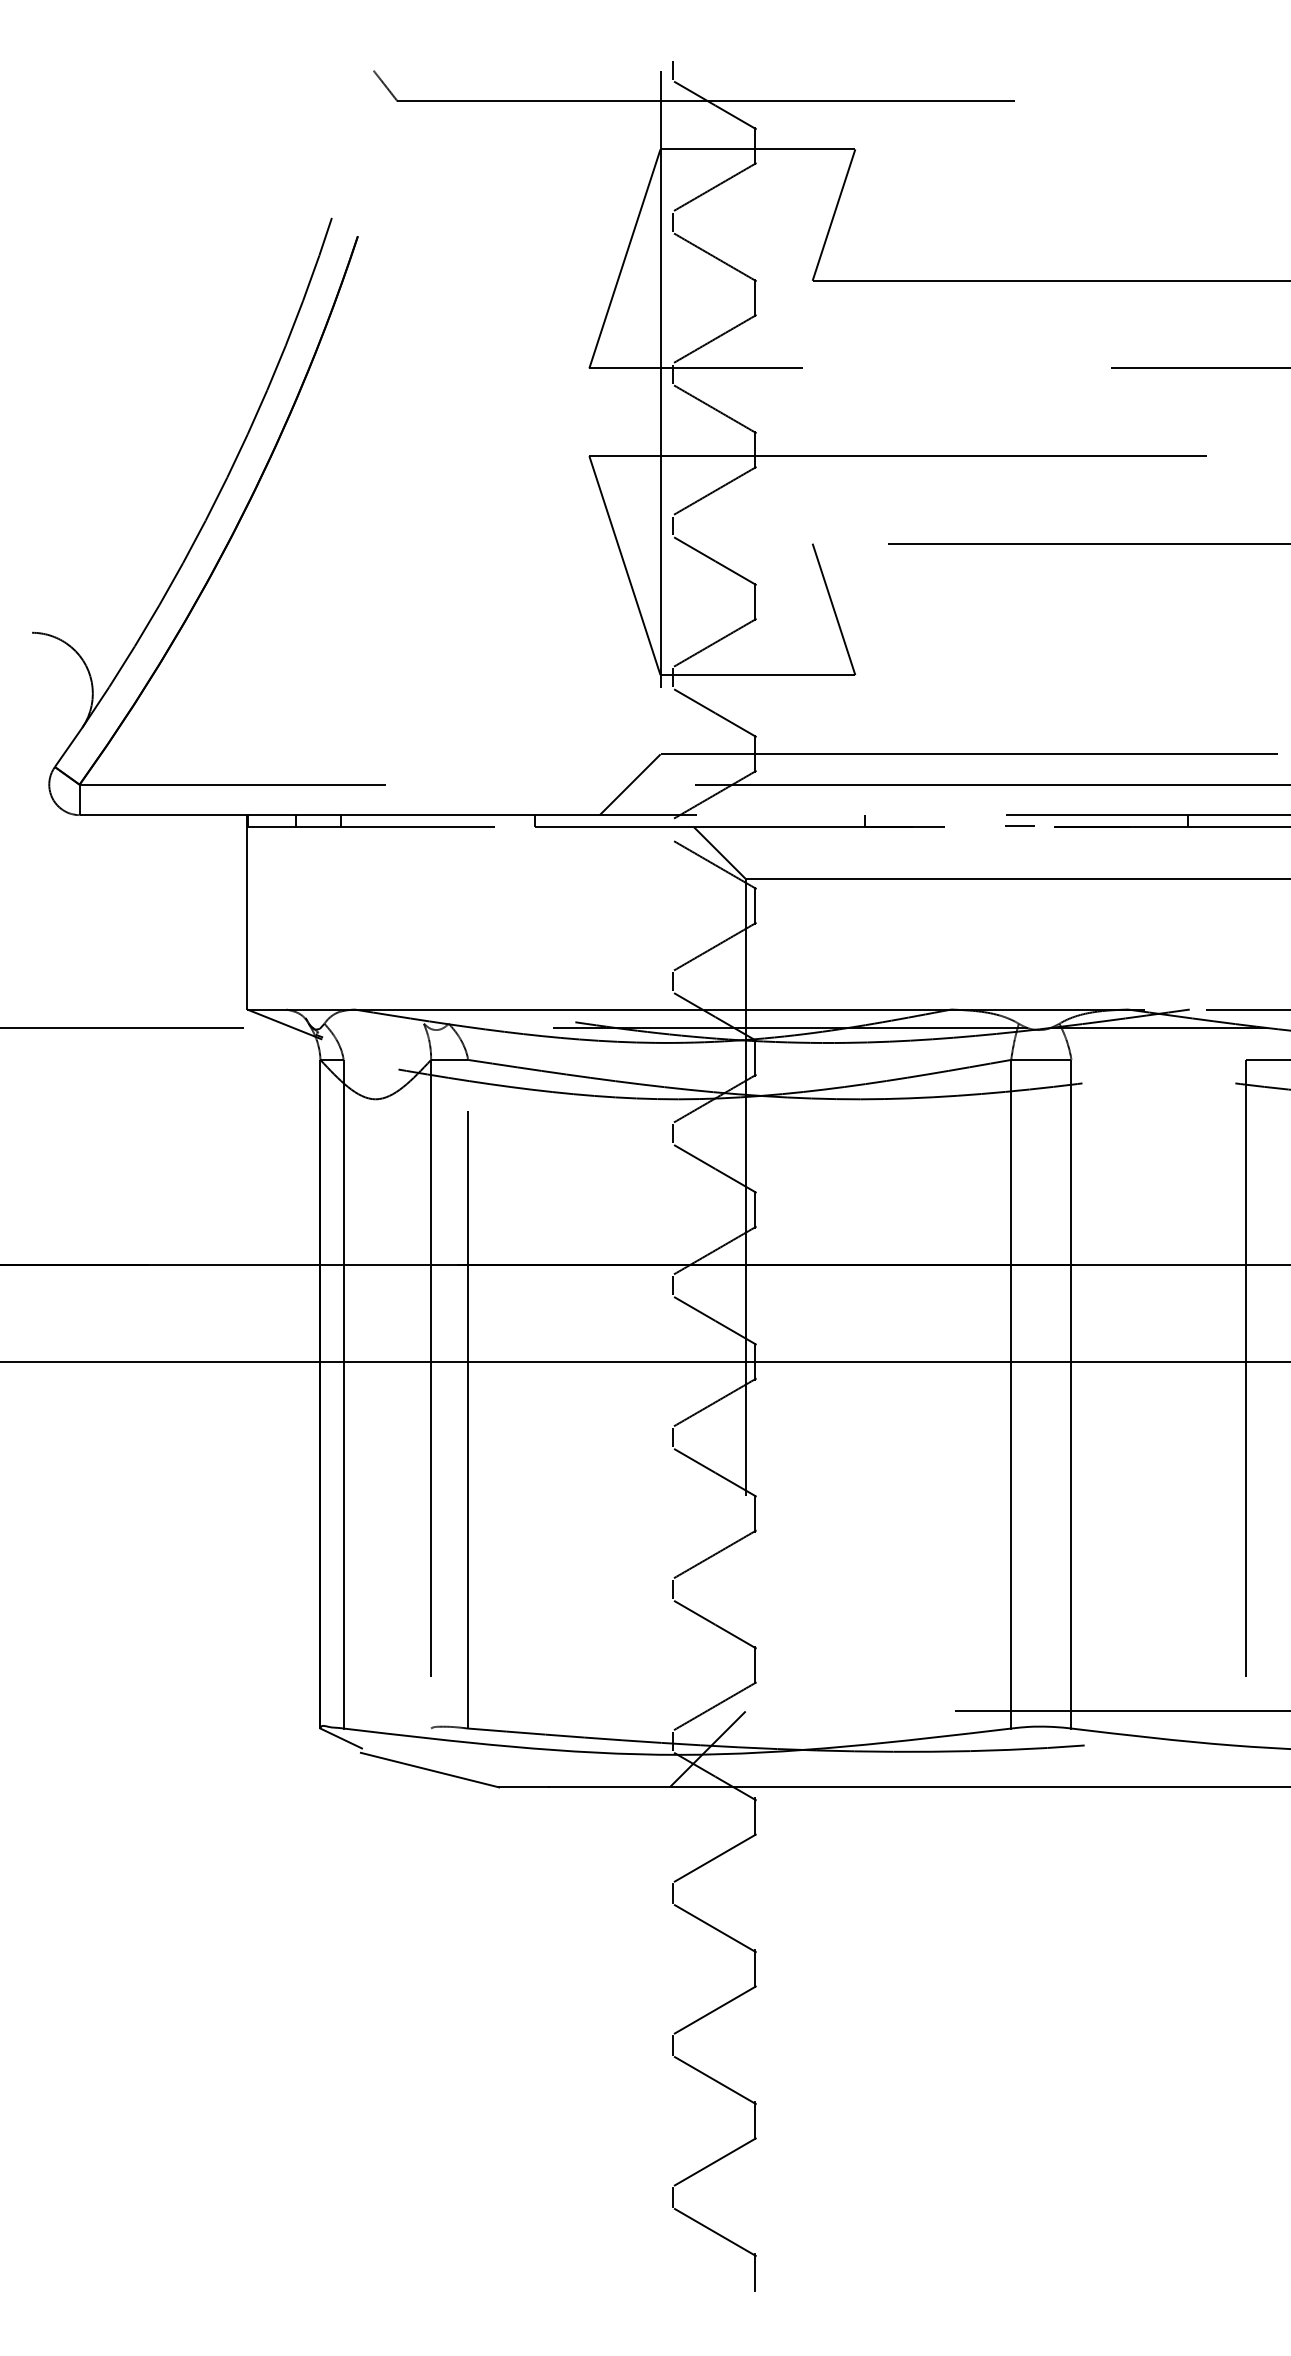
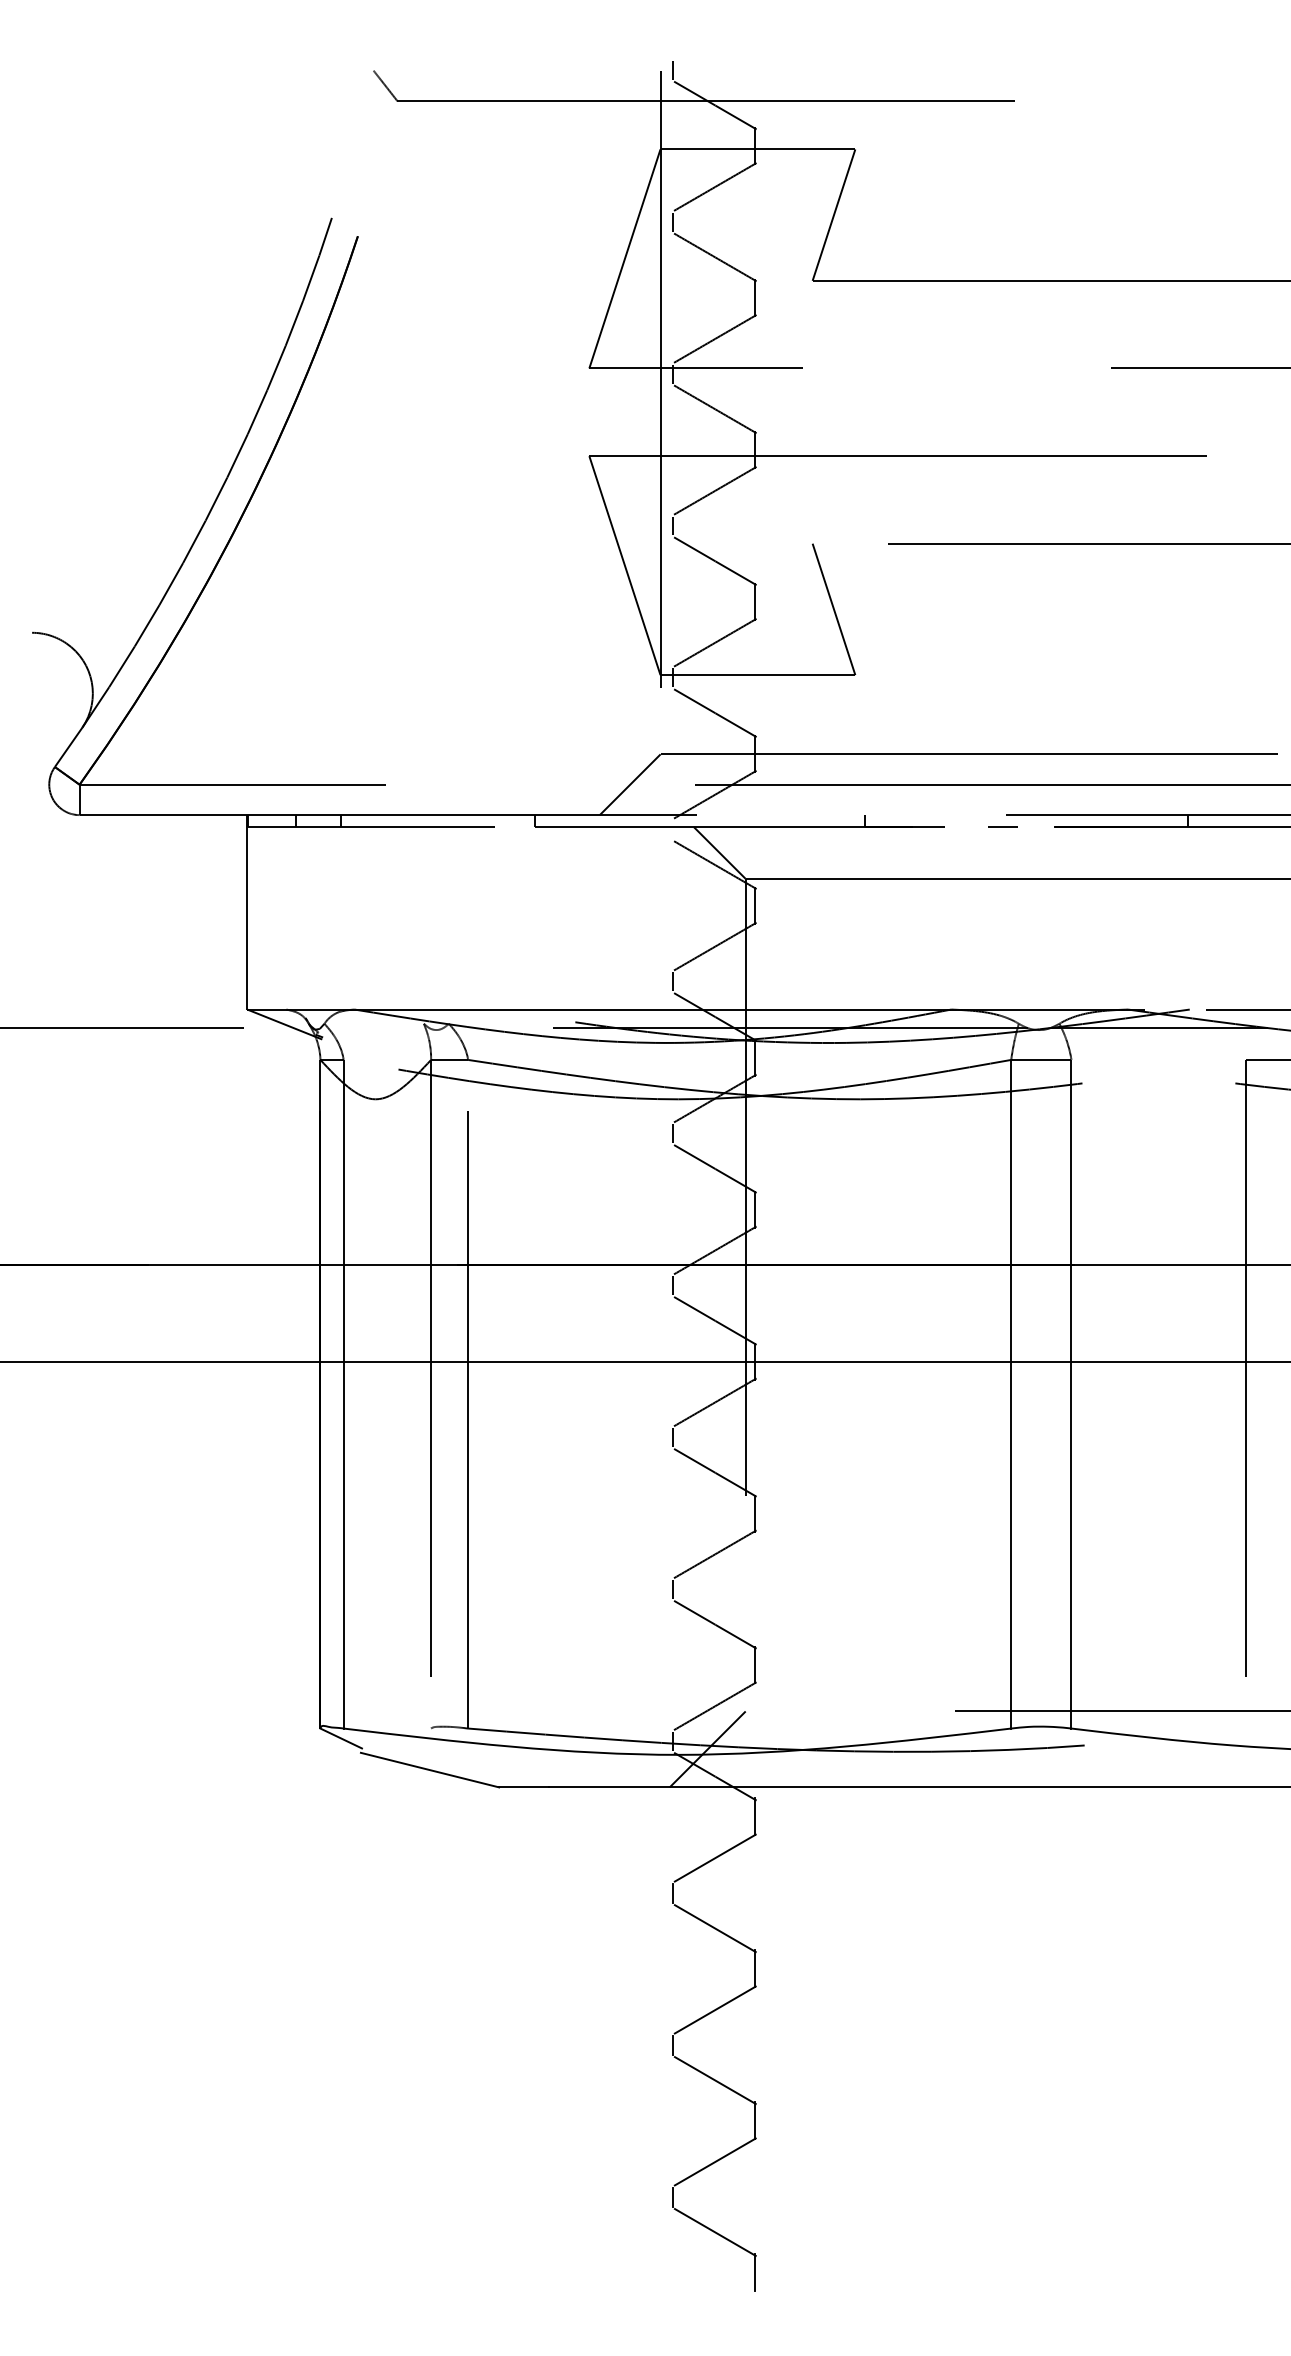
line position: (1019, 825) -> (1002, 826) (1002, 826)
